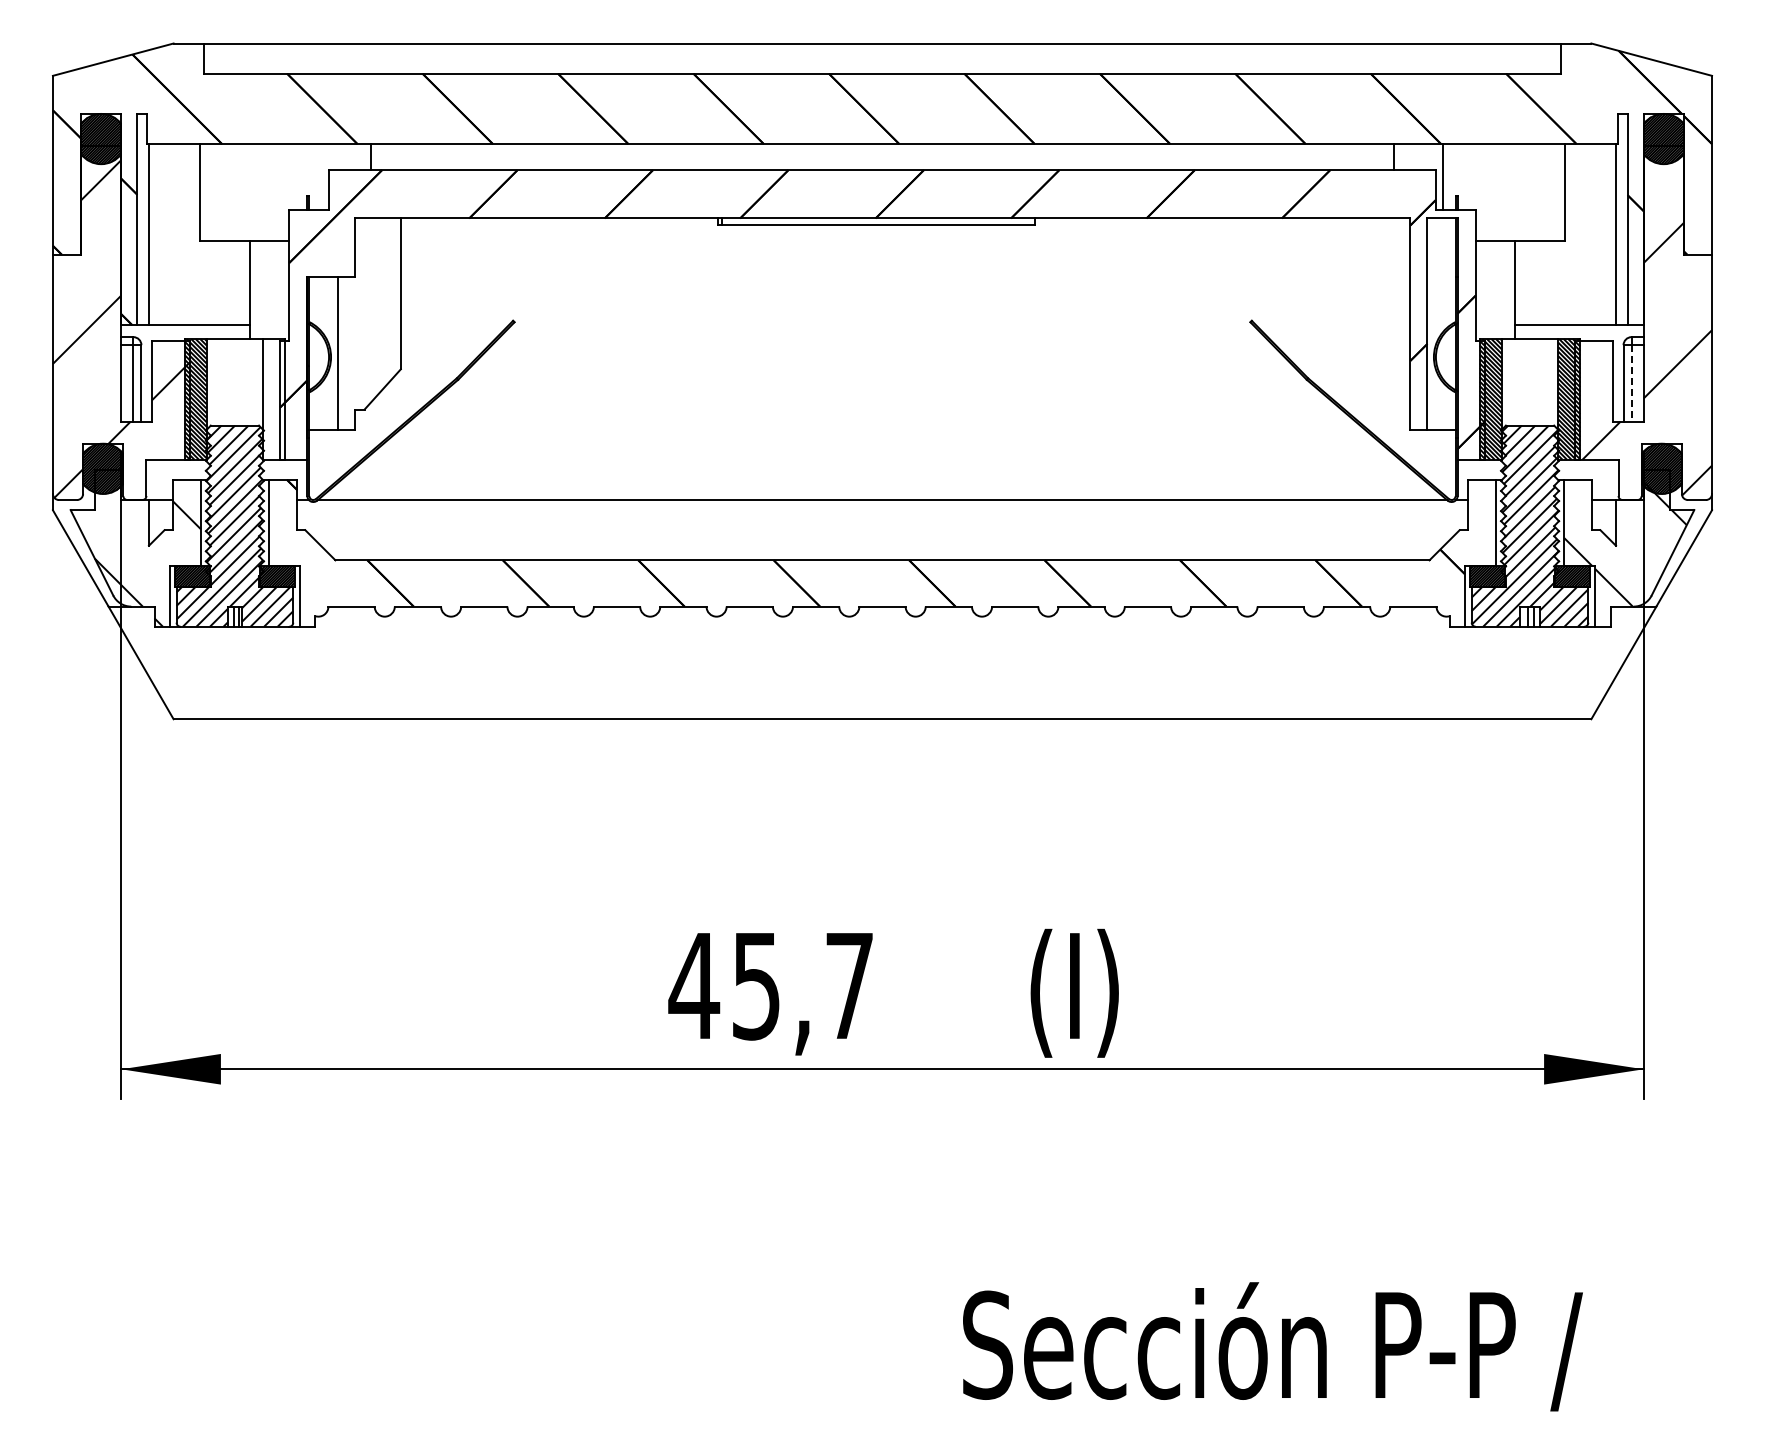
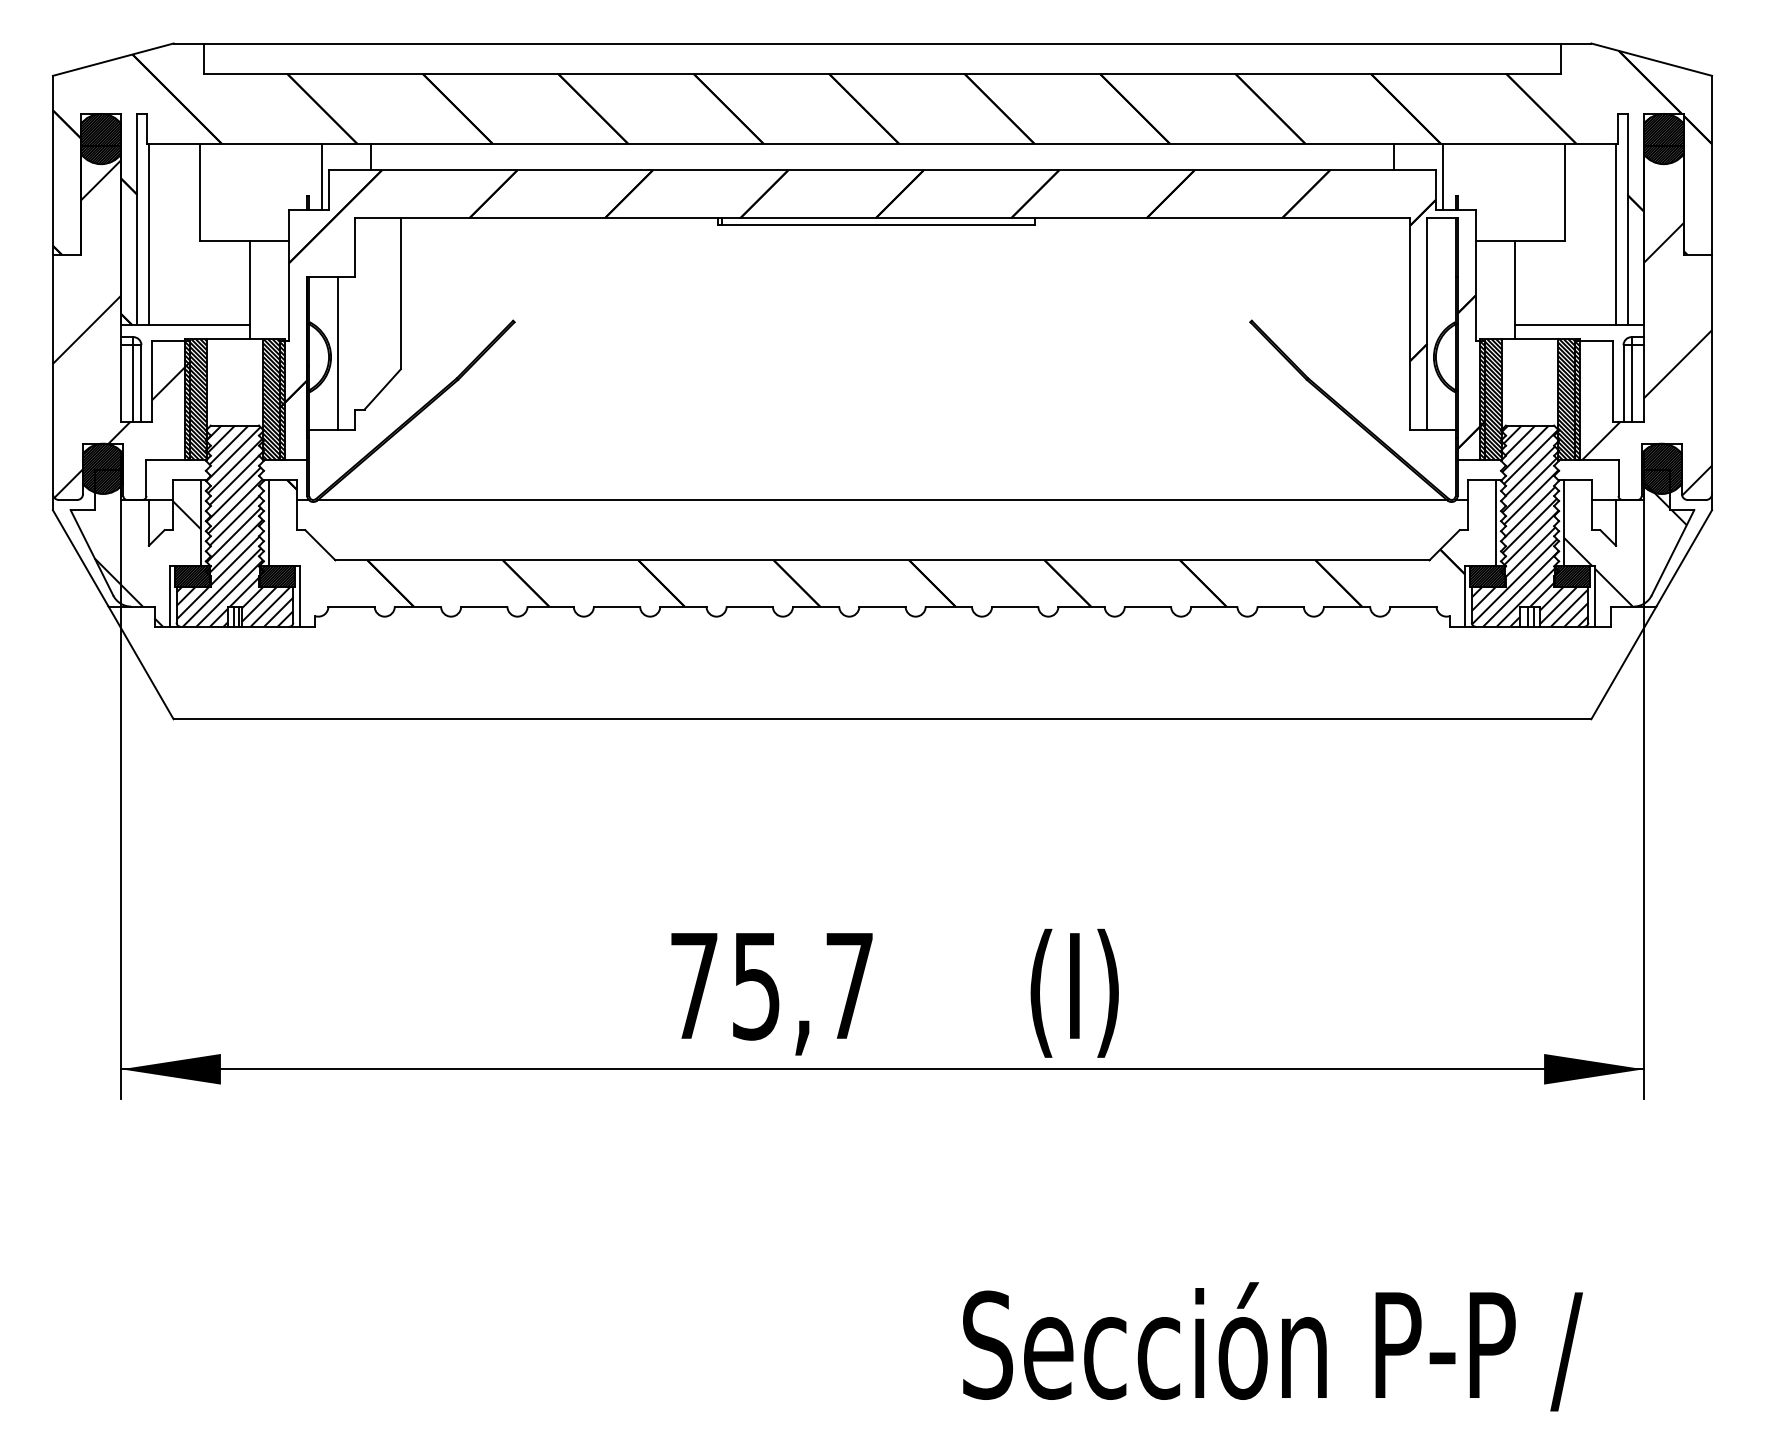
line: none -> present (322, 177)
line: dashed -> solid (1631, 383)
hatch: none -> present (274, 399)
text: 45,7 -> 75,7 (694, 985)
